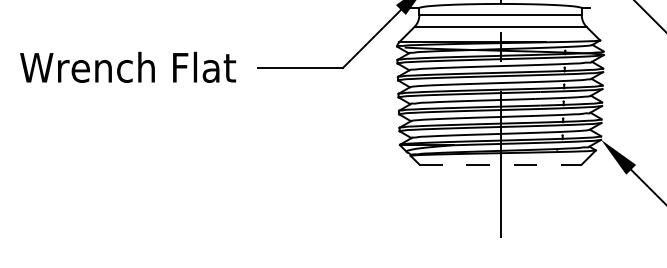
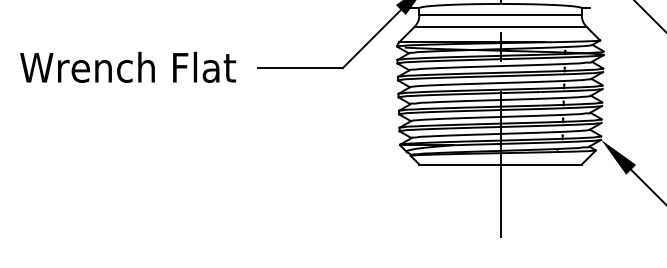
line: dashed -> solid (501, 164)
